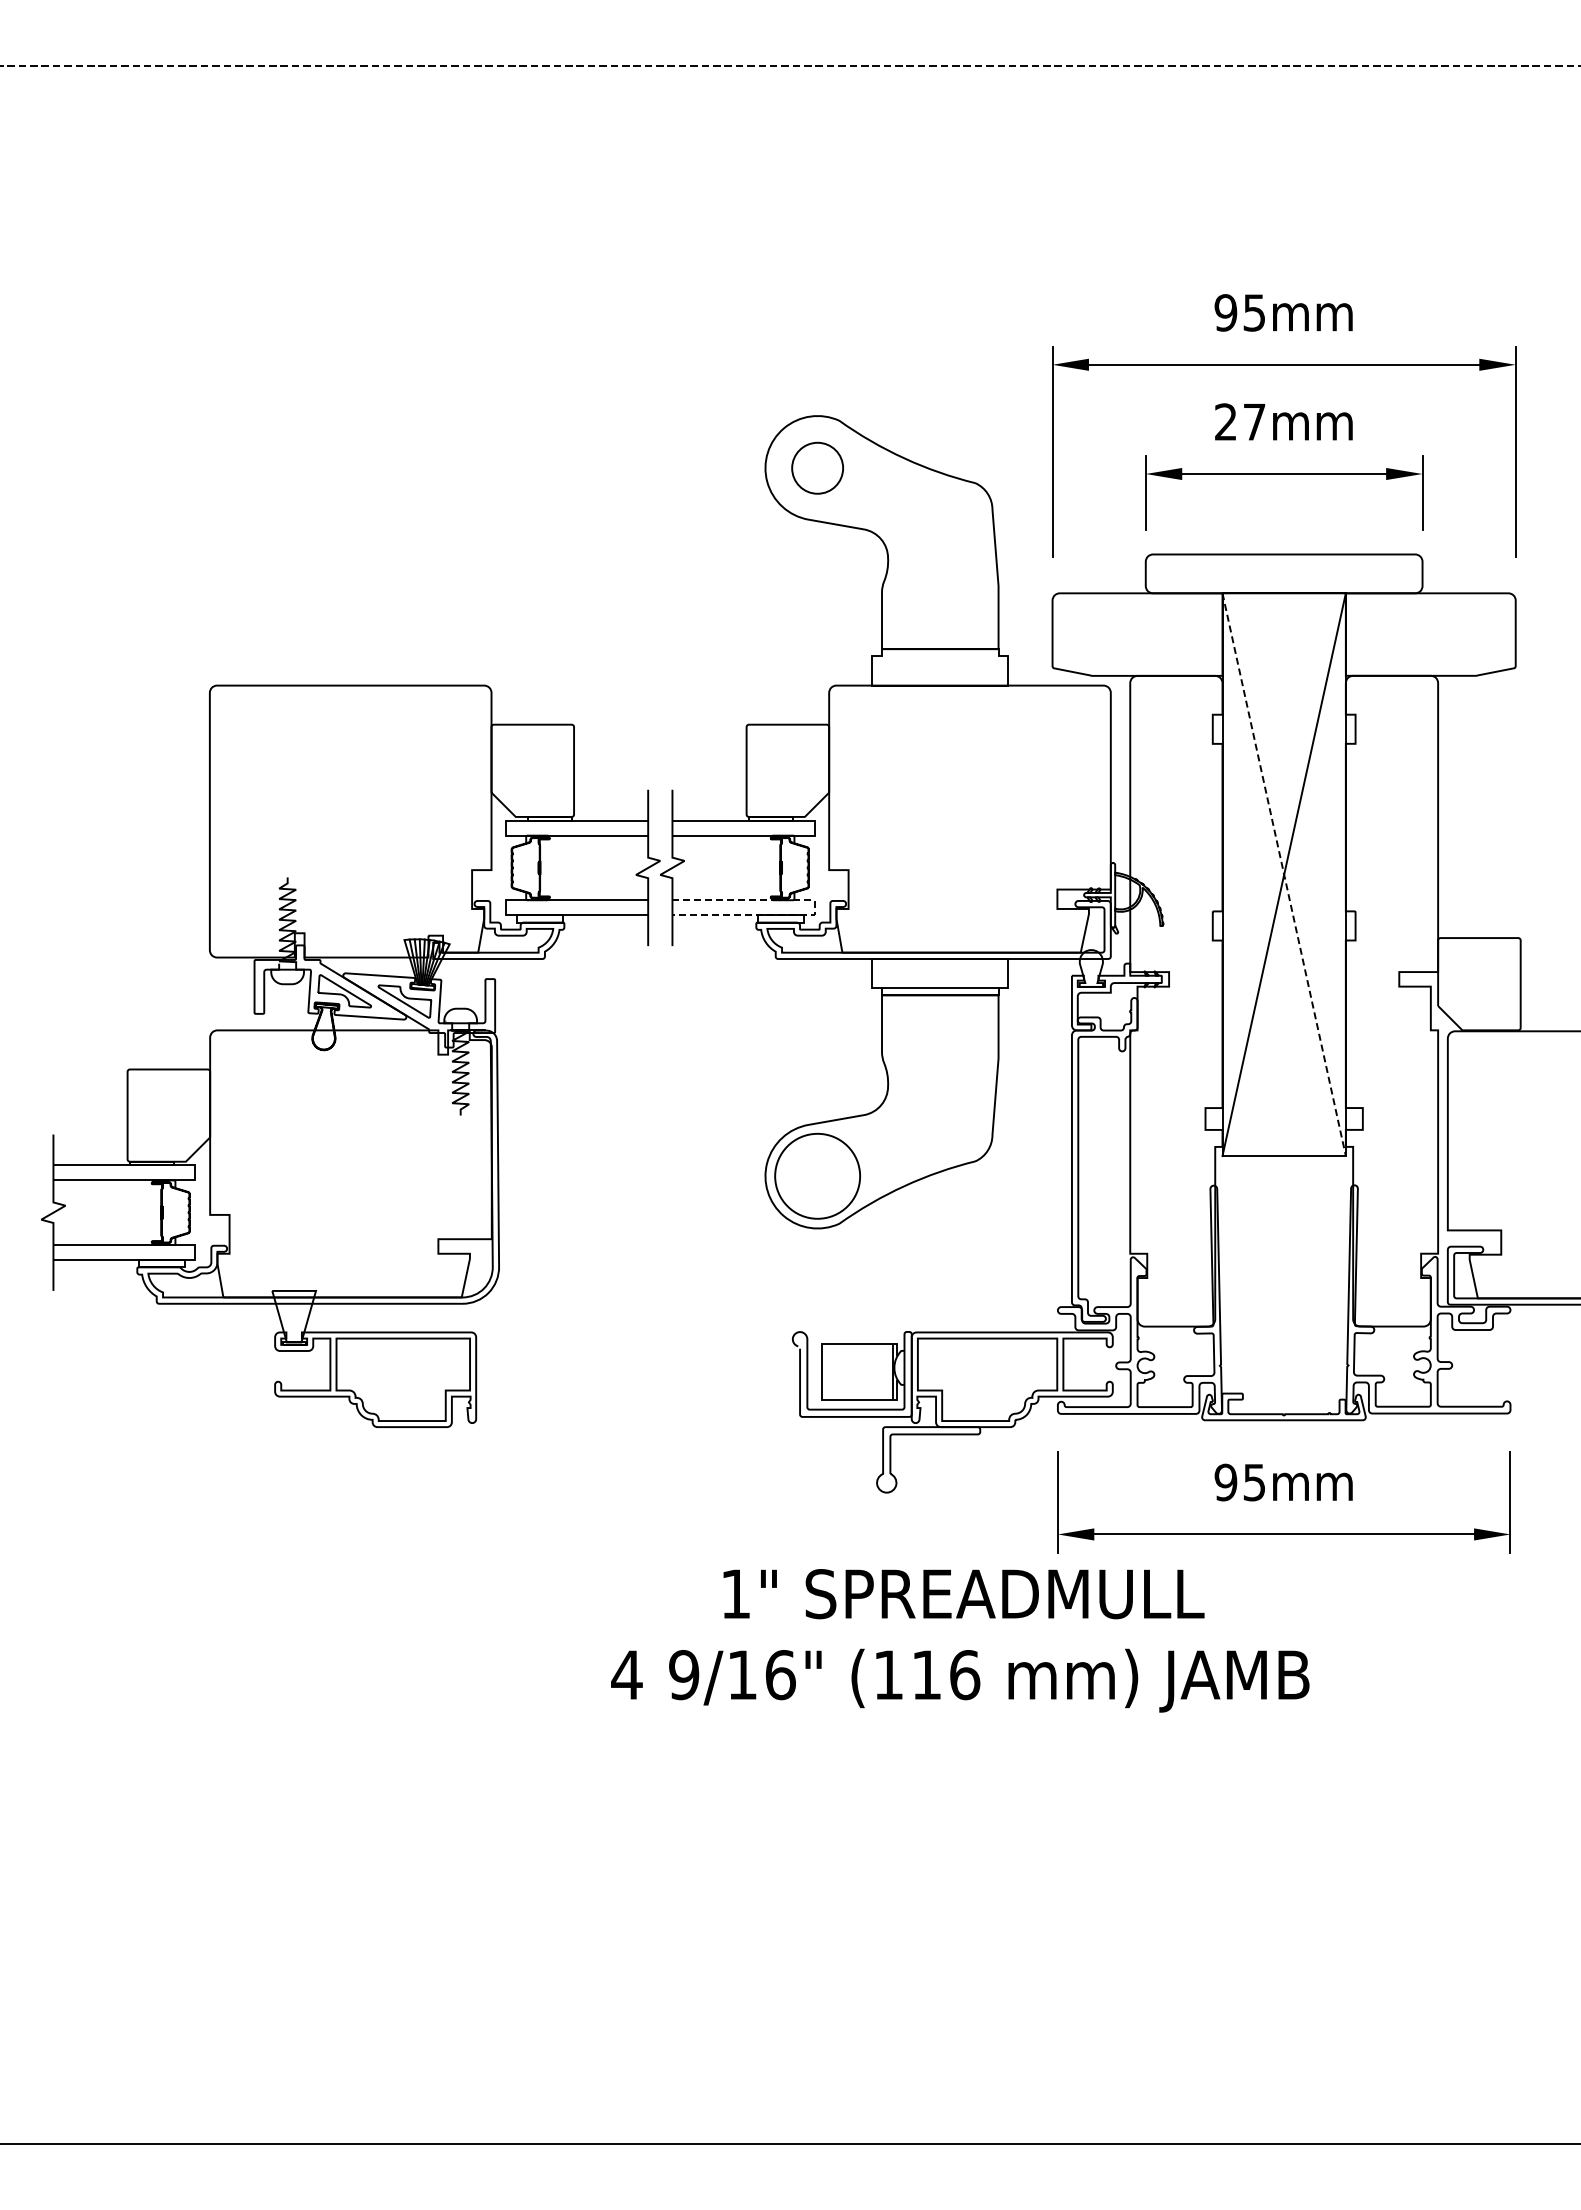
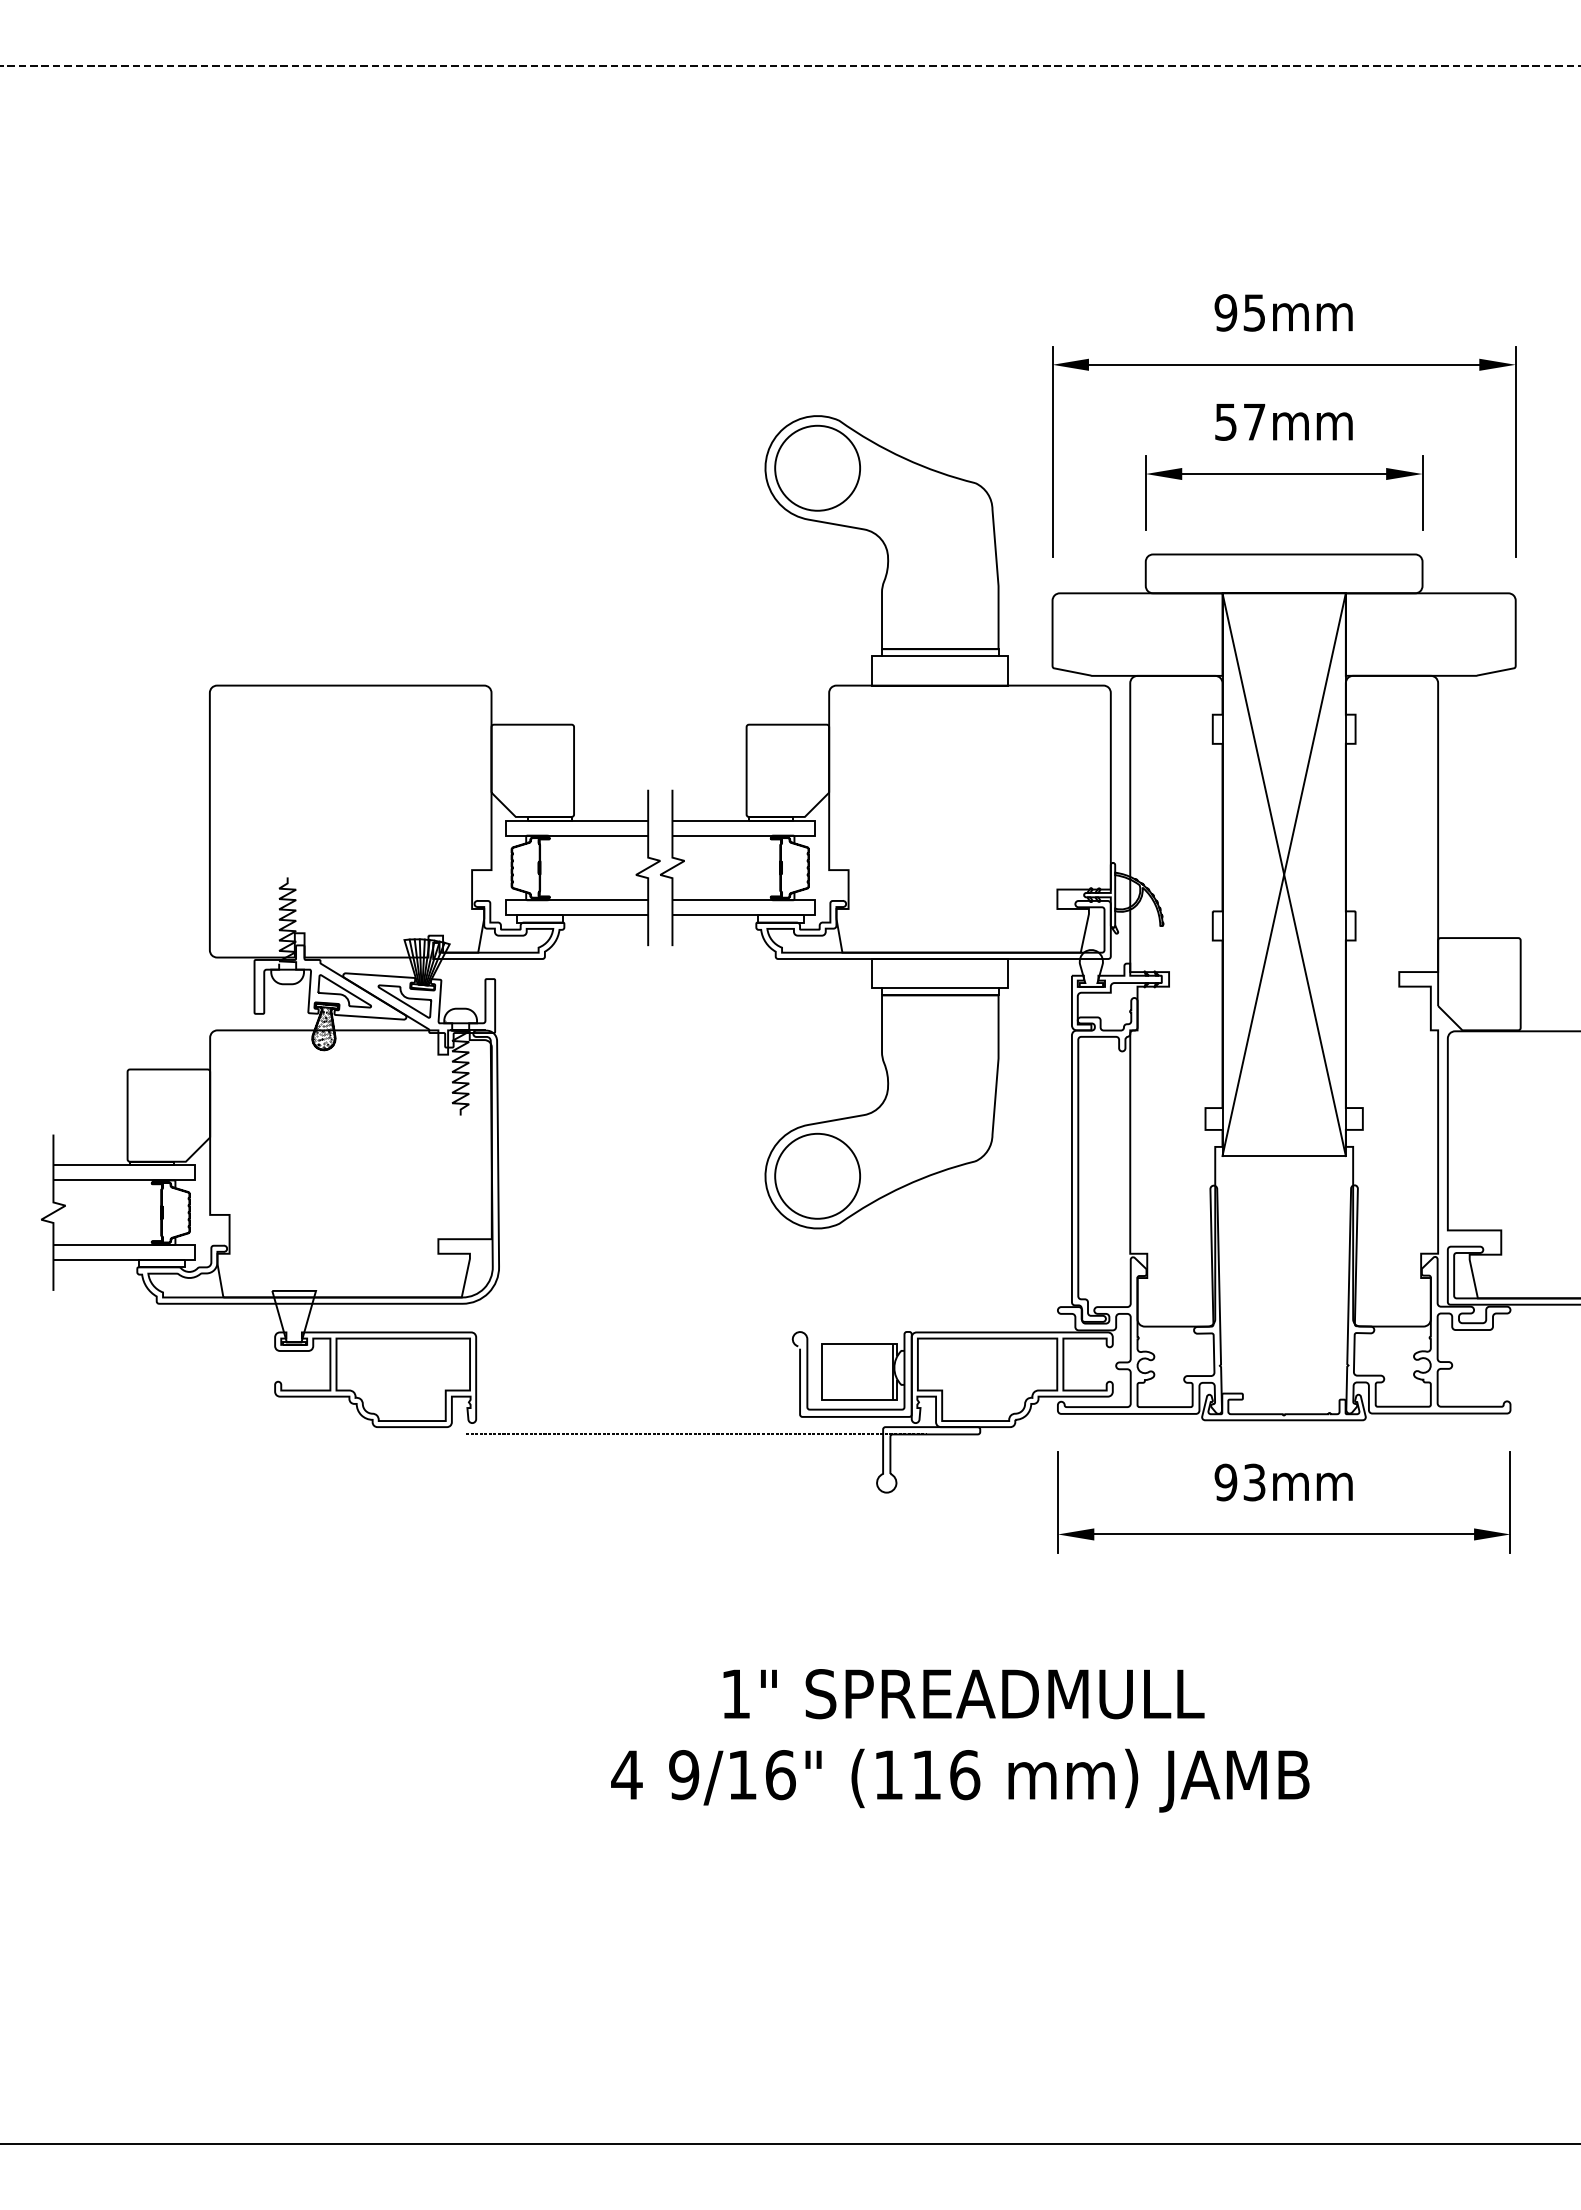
text: 27mm -> 57mm (1225, 421)
circle diameter: 51 px -> 85 px (817, 467)
line: none -> present (940, 656)
line: dashed -> solid (1284, 875)
line: dashed -> solid (814, 907)
hatch: none -> present (323, 1027)
line: none -> present (696, 1434)
text: 95mm -> 93mm (1254, 1481)
text position: (960, 1640) -> (960, 1740) (960, 1740)
